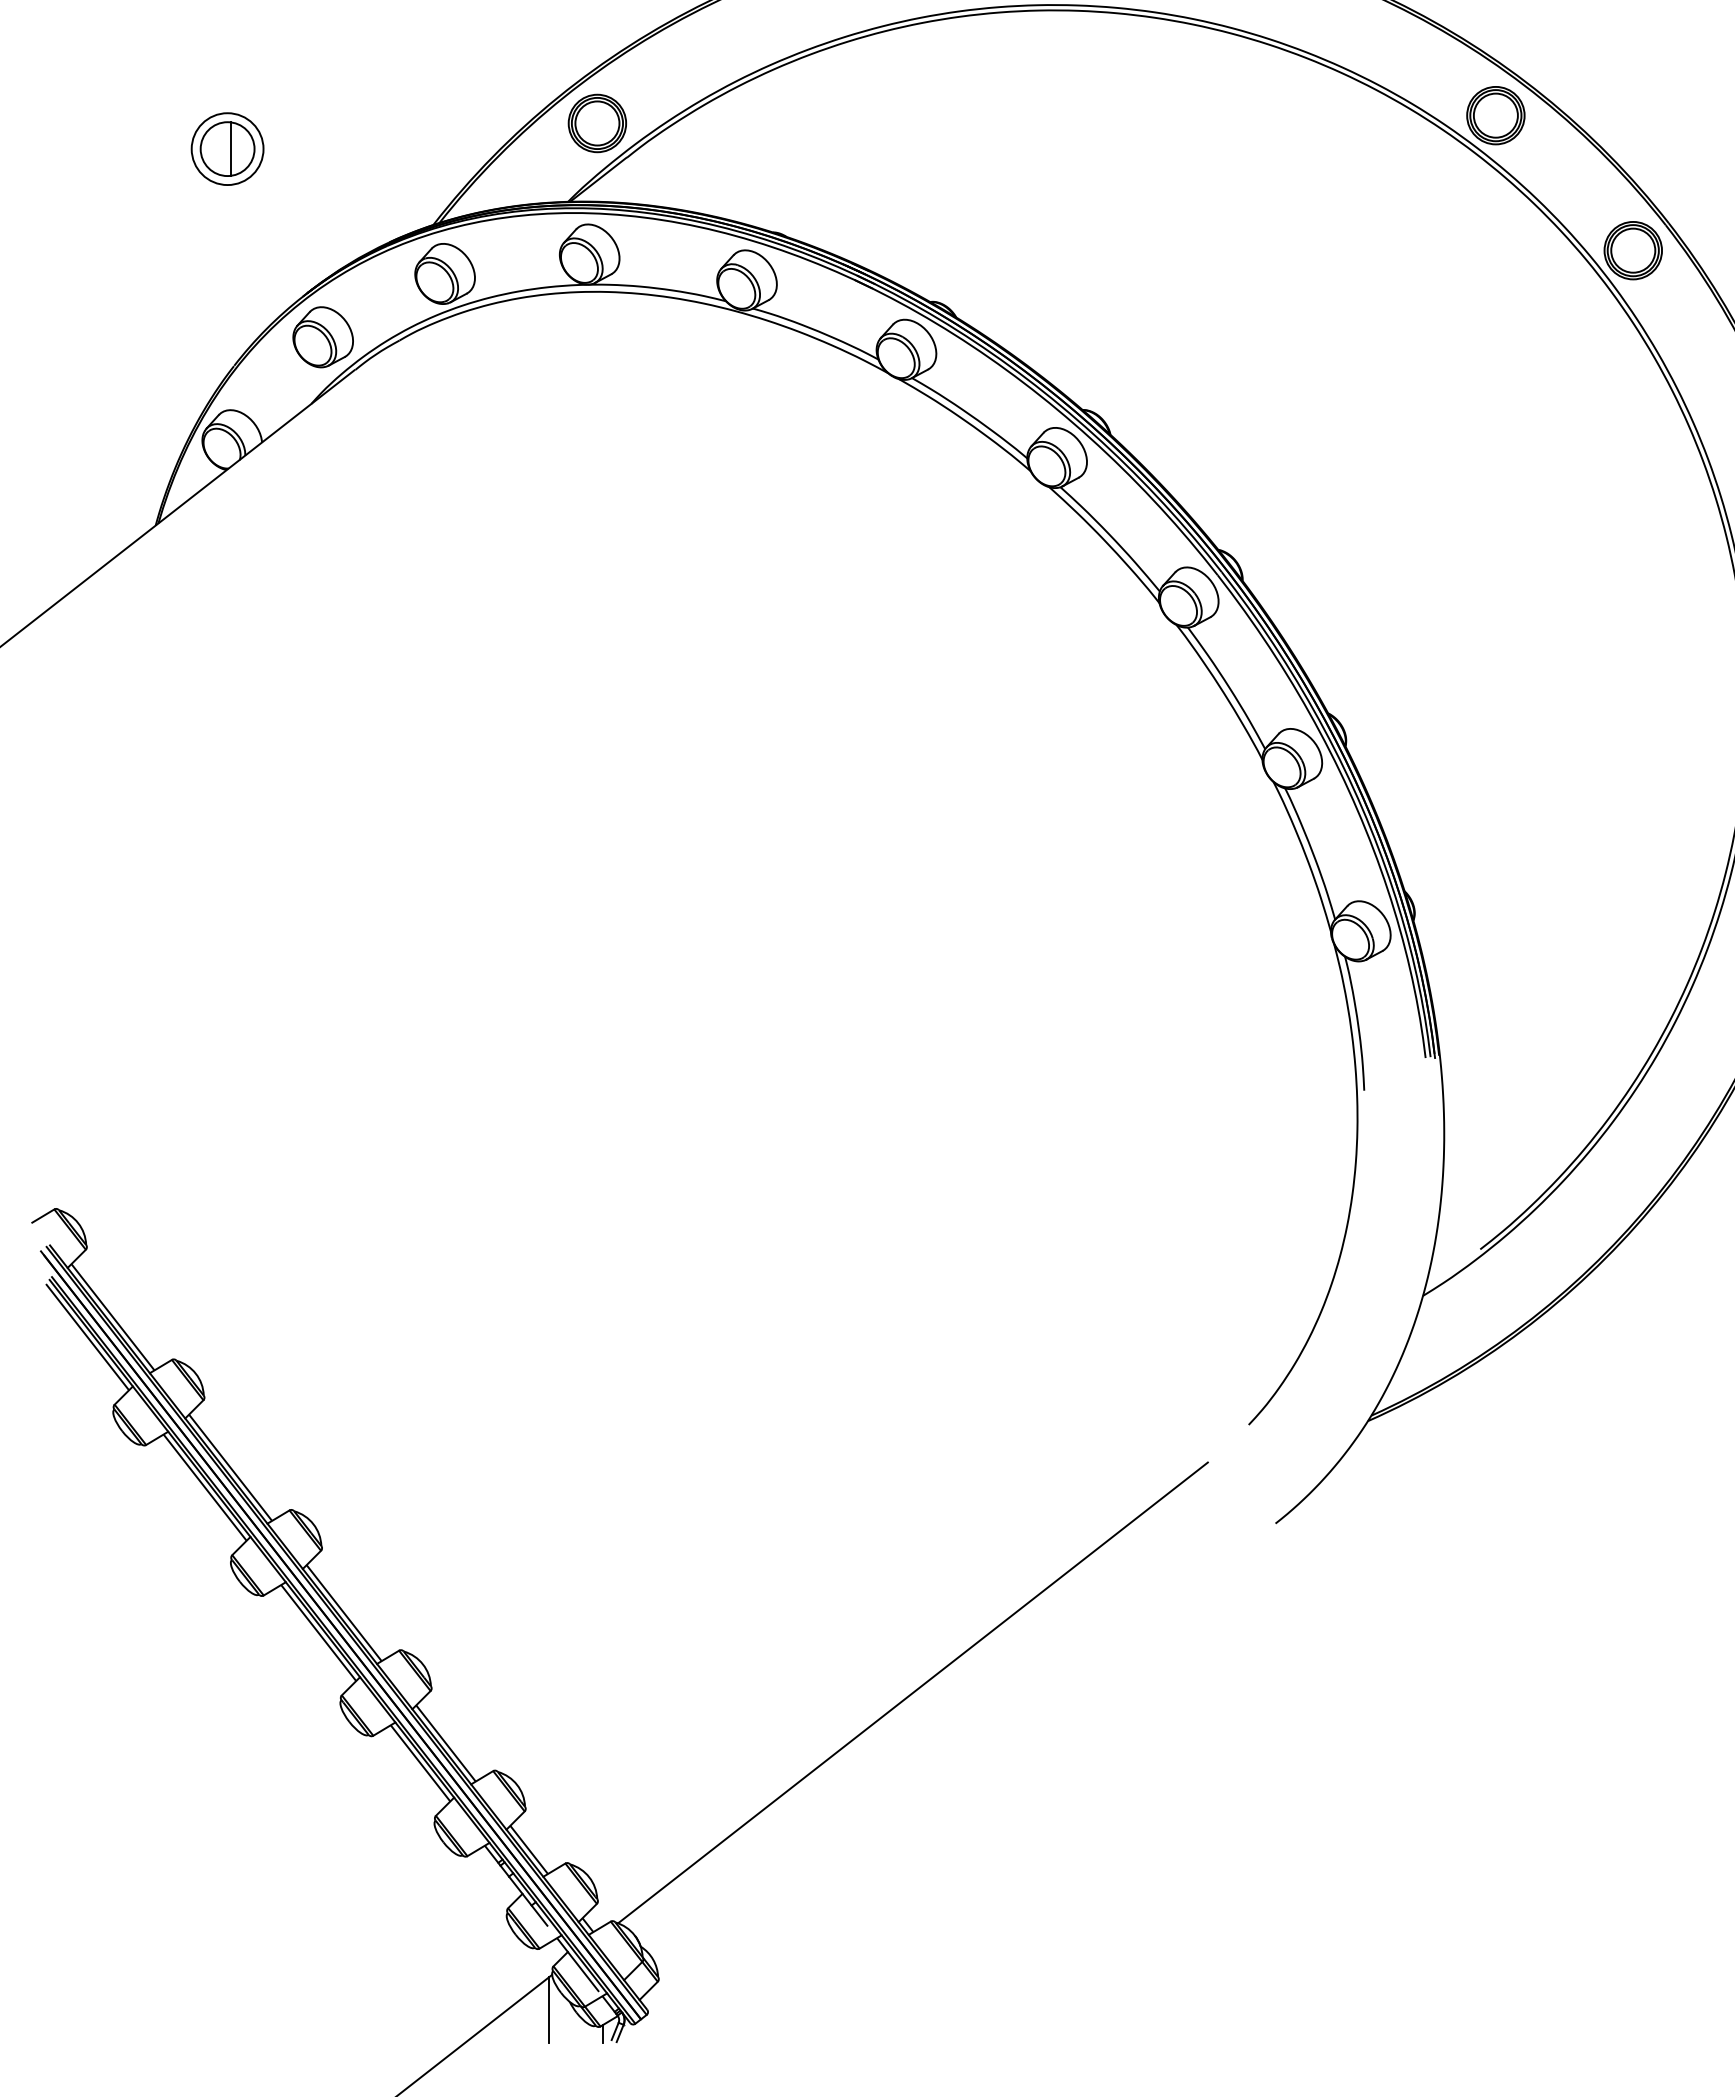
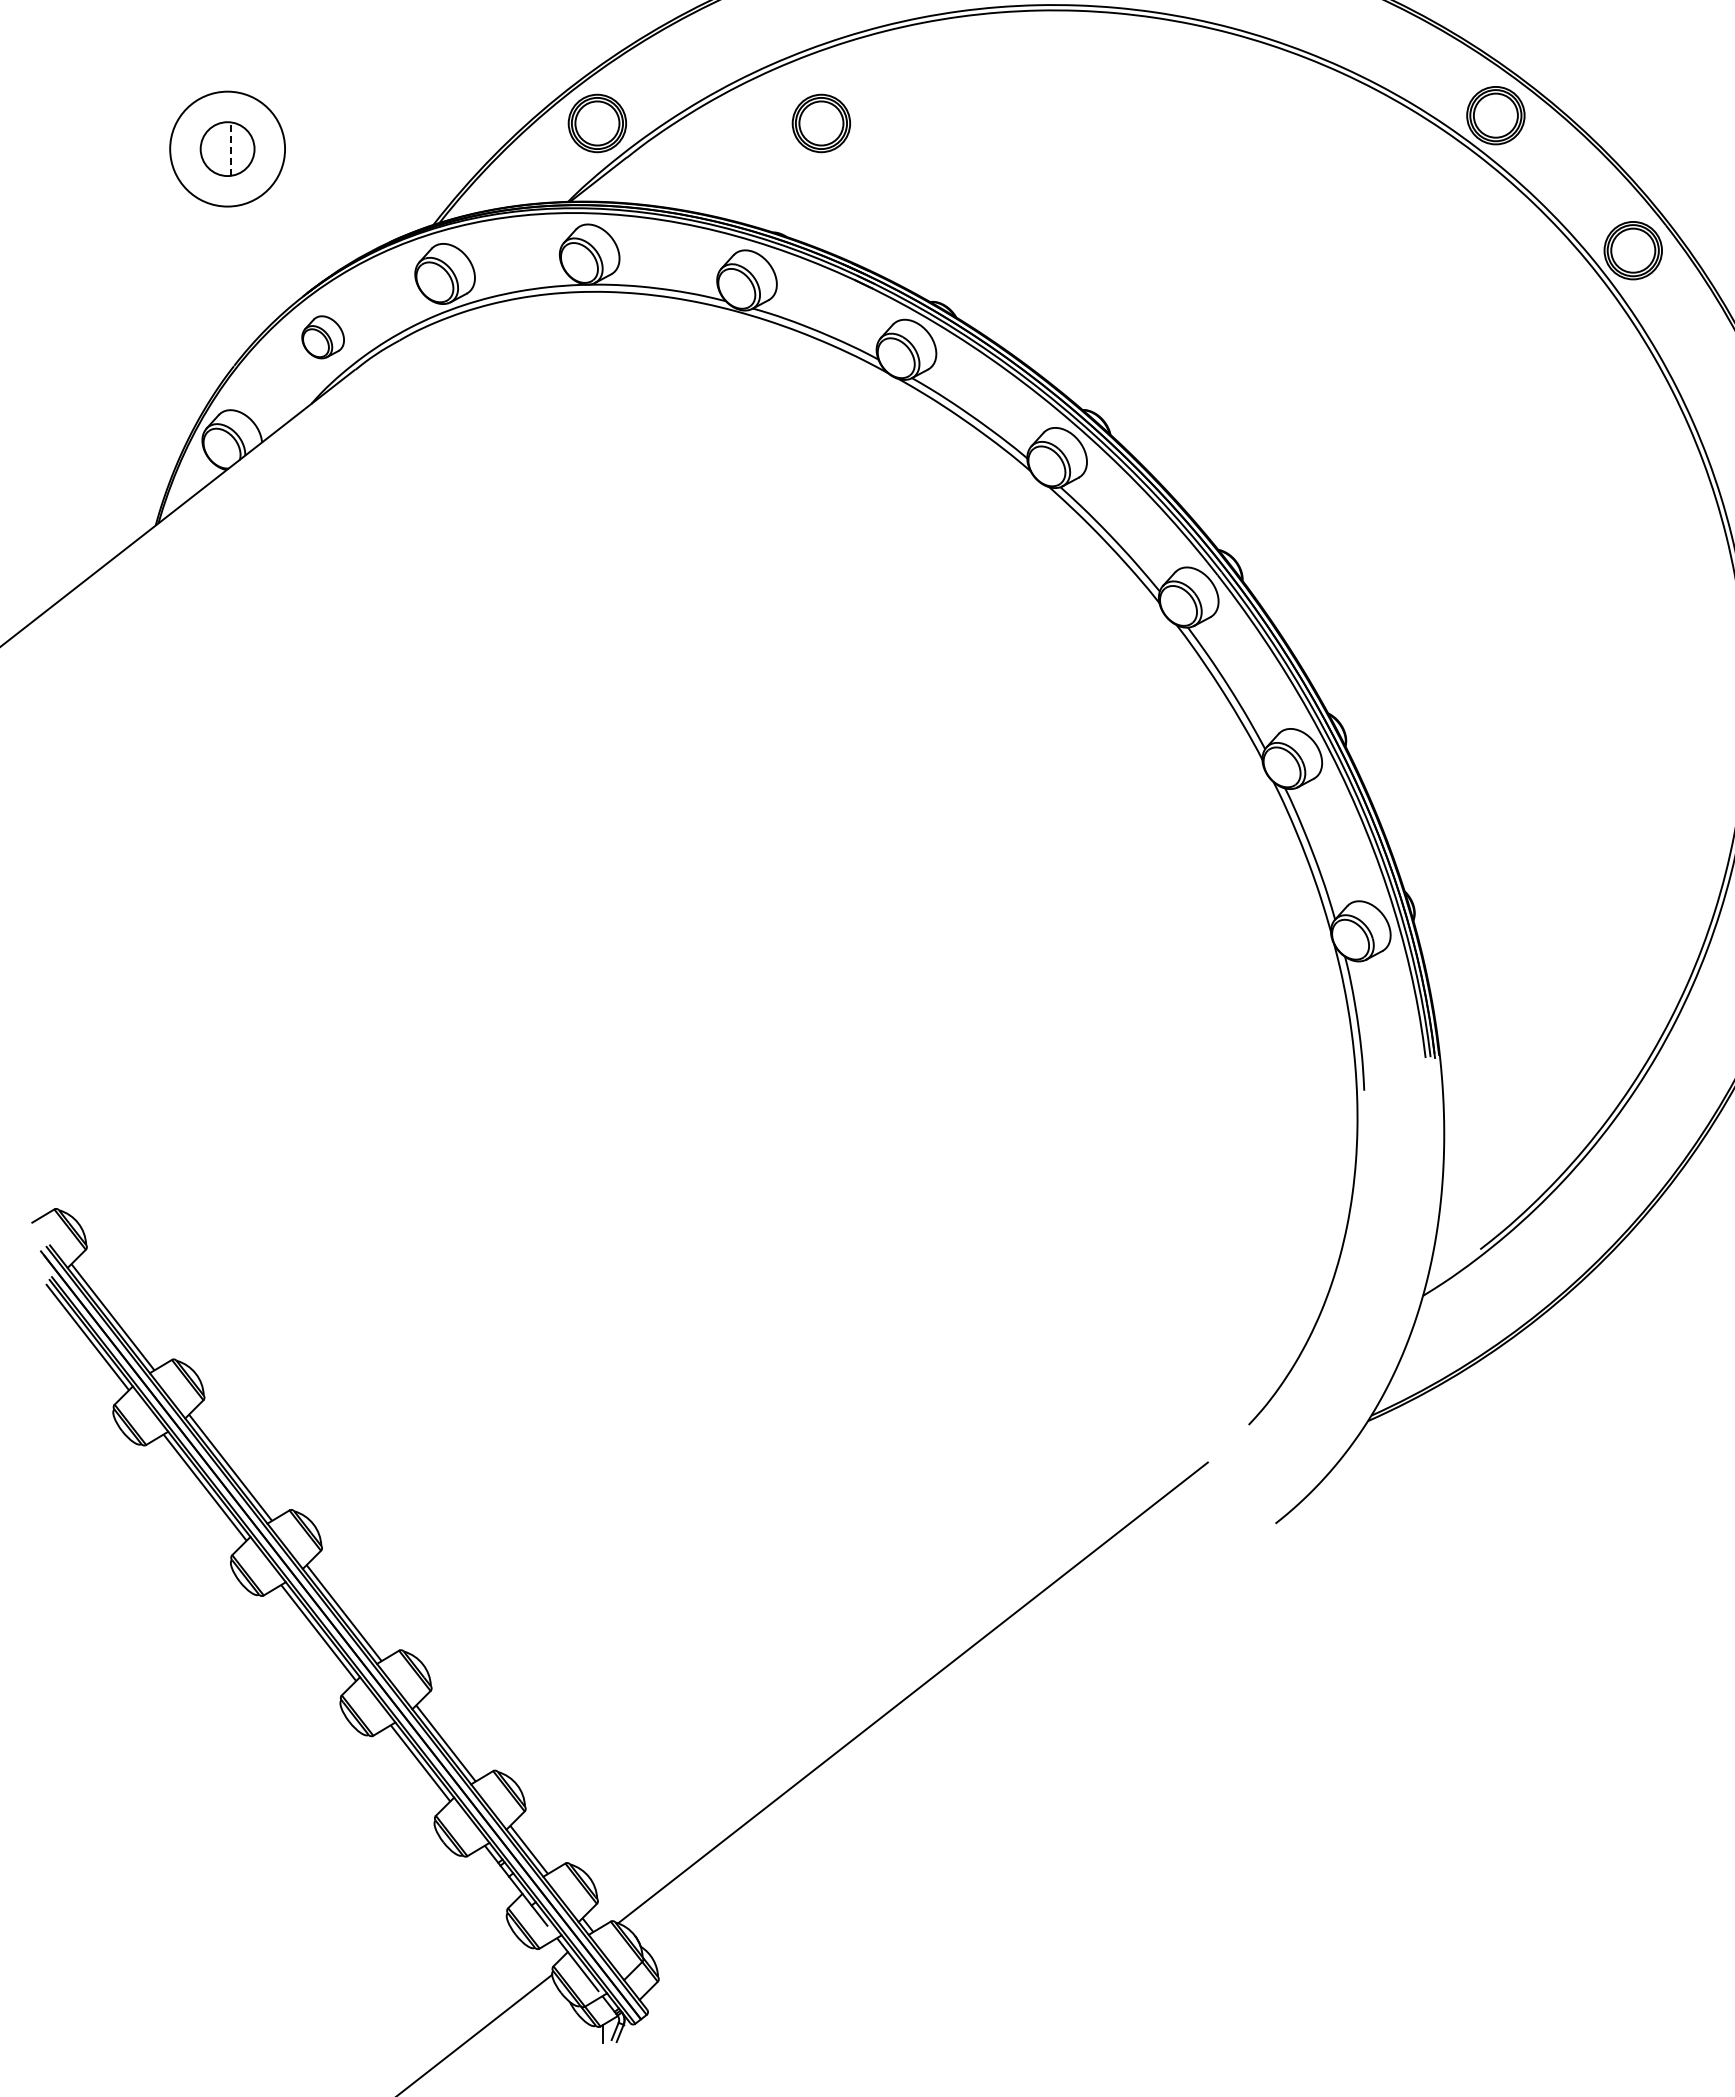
part: none -> present (821, 123)
circle diameter: 72 px -> 115 px (227, 148)
line: solid -> dashed (230, 149)
part size: 62x63 px -> 44x45 px (322, 337)
line: present -> none (549, 2009)
